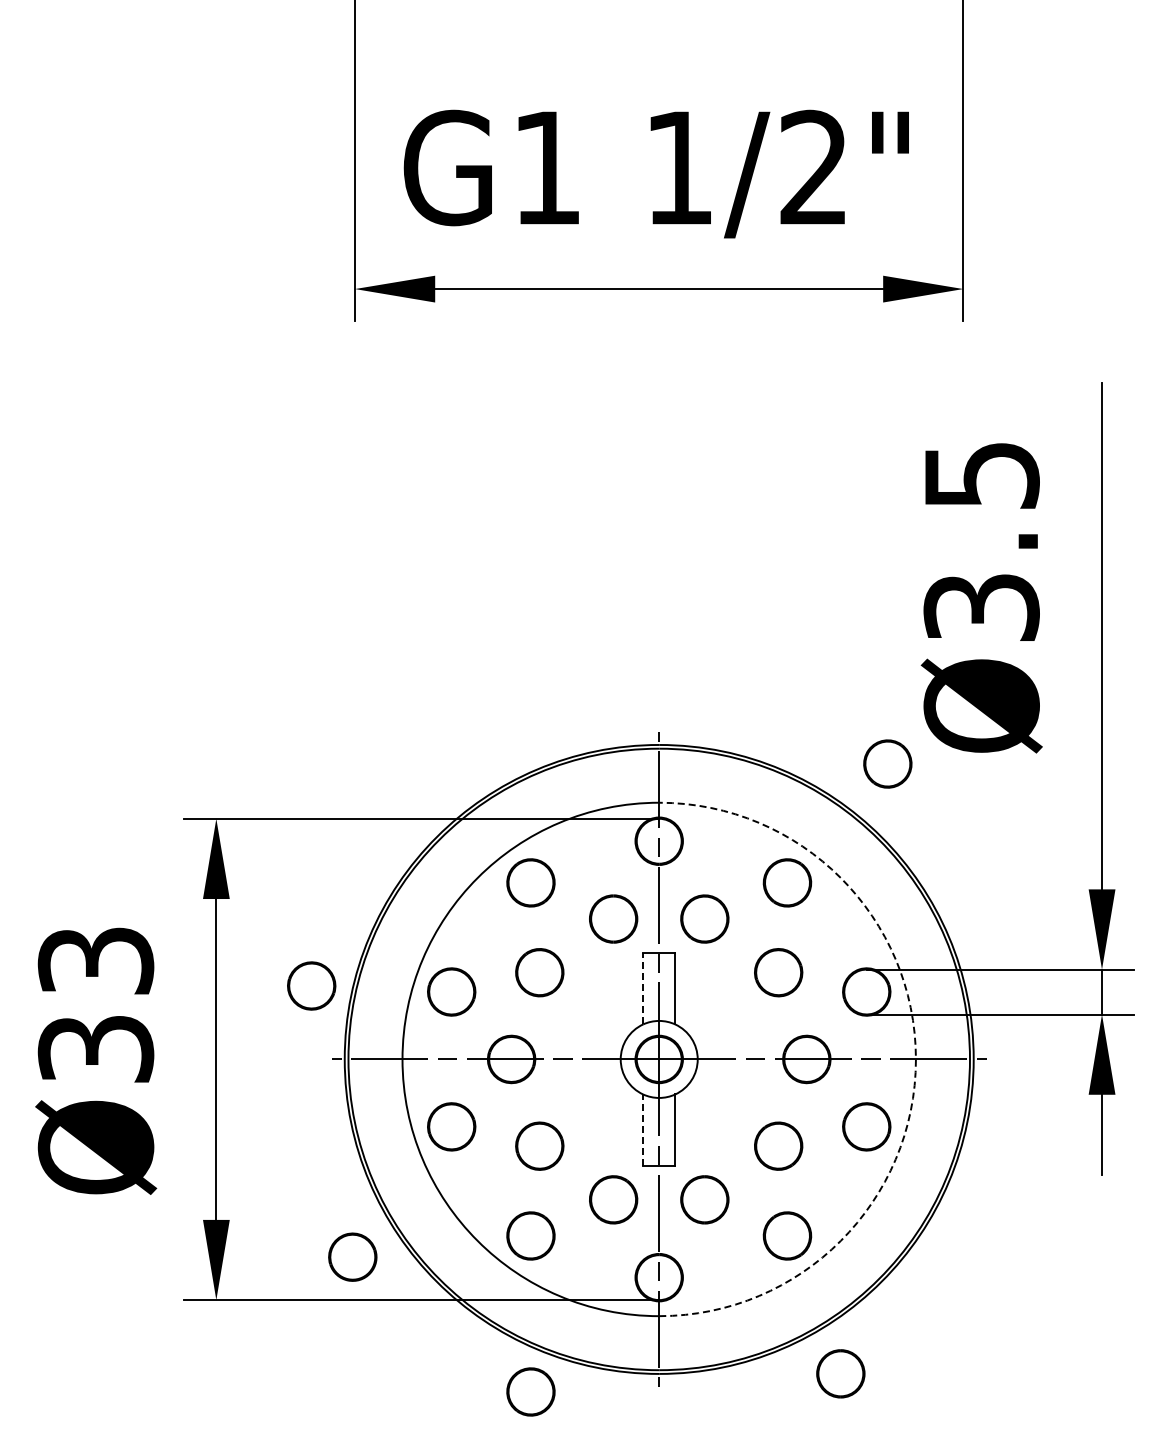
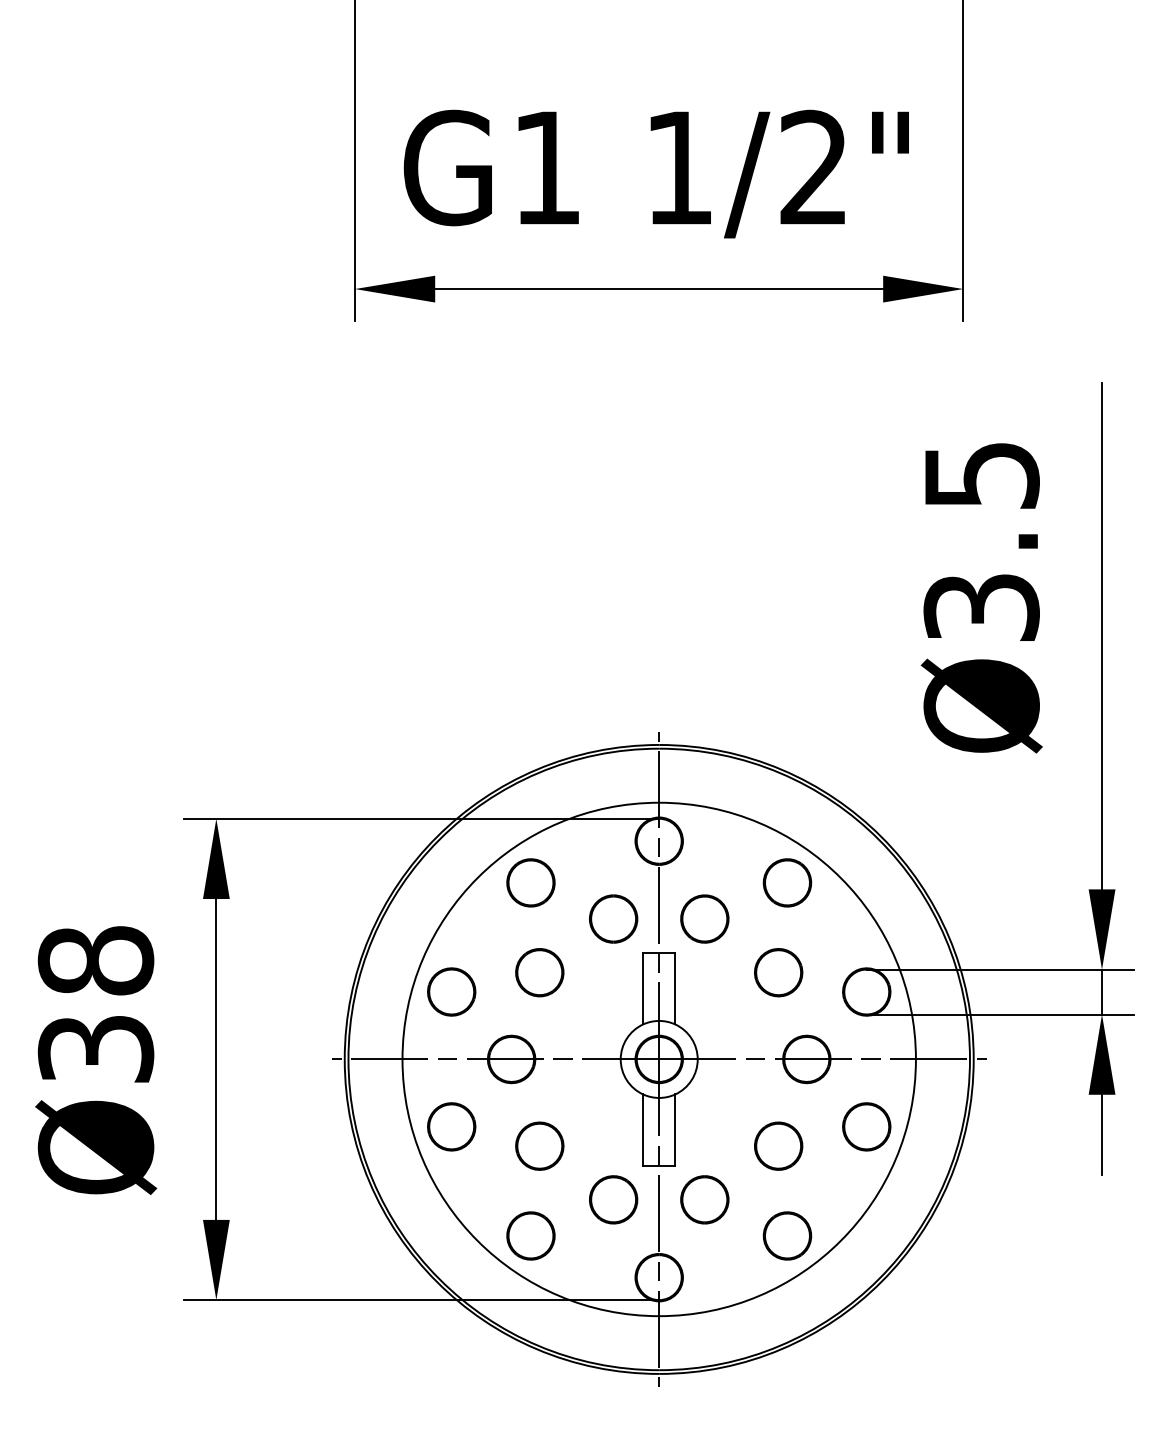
part: present -> none (887, 763)
text: Ø33 -> Ø38 (95, 960)
part: present -> none (311, 985)
line: dashed -> solid (643, 988)
arc: dashed -> solid (915, 1059)
line: dashed -> solid (643, 1130)
part: present -> none (352, 1256)
part: present -> none (840, 1373)
part: present -> none (530, 1391)
